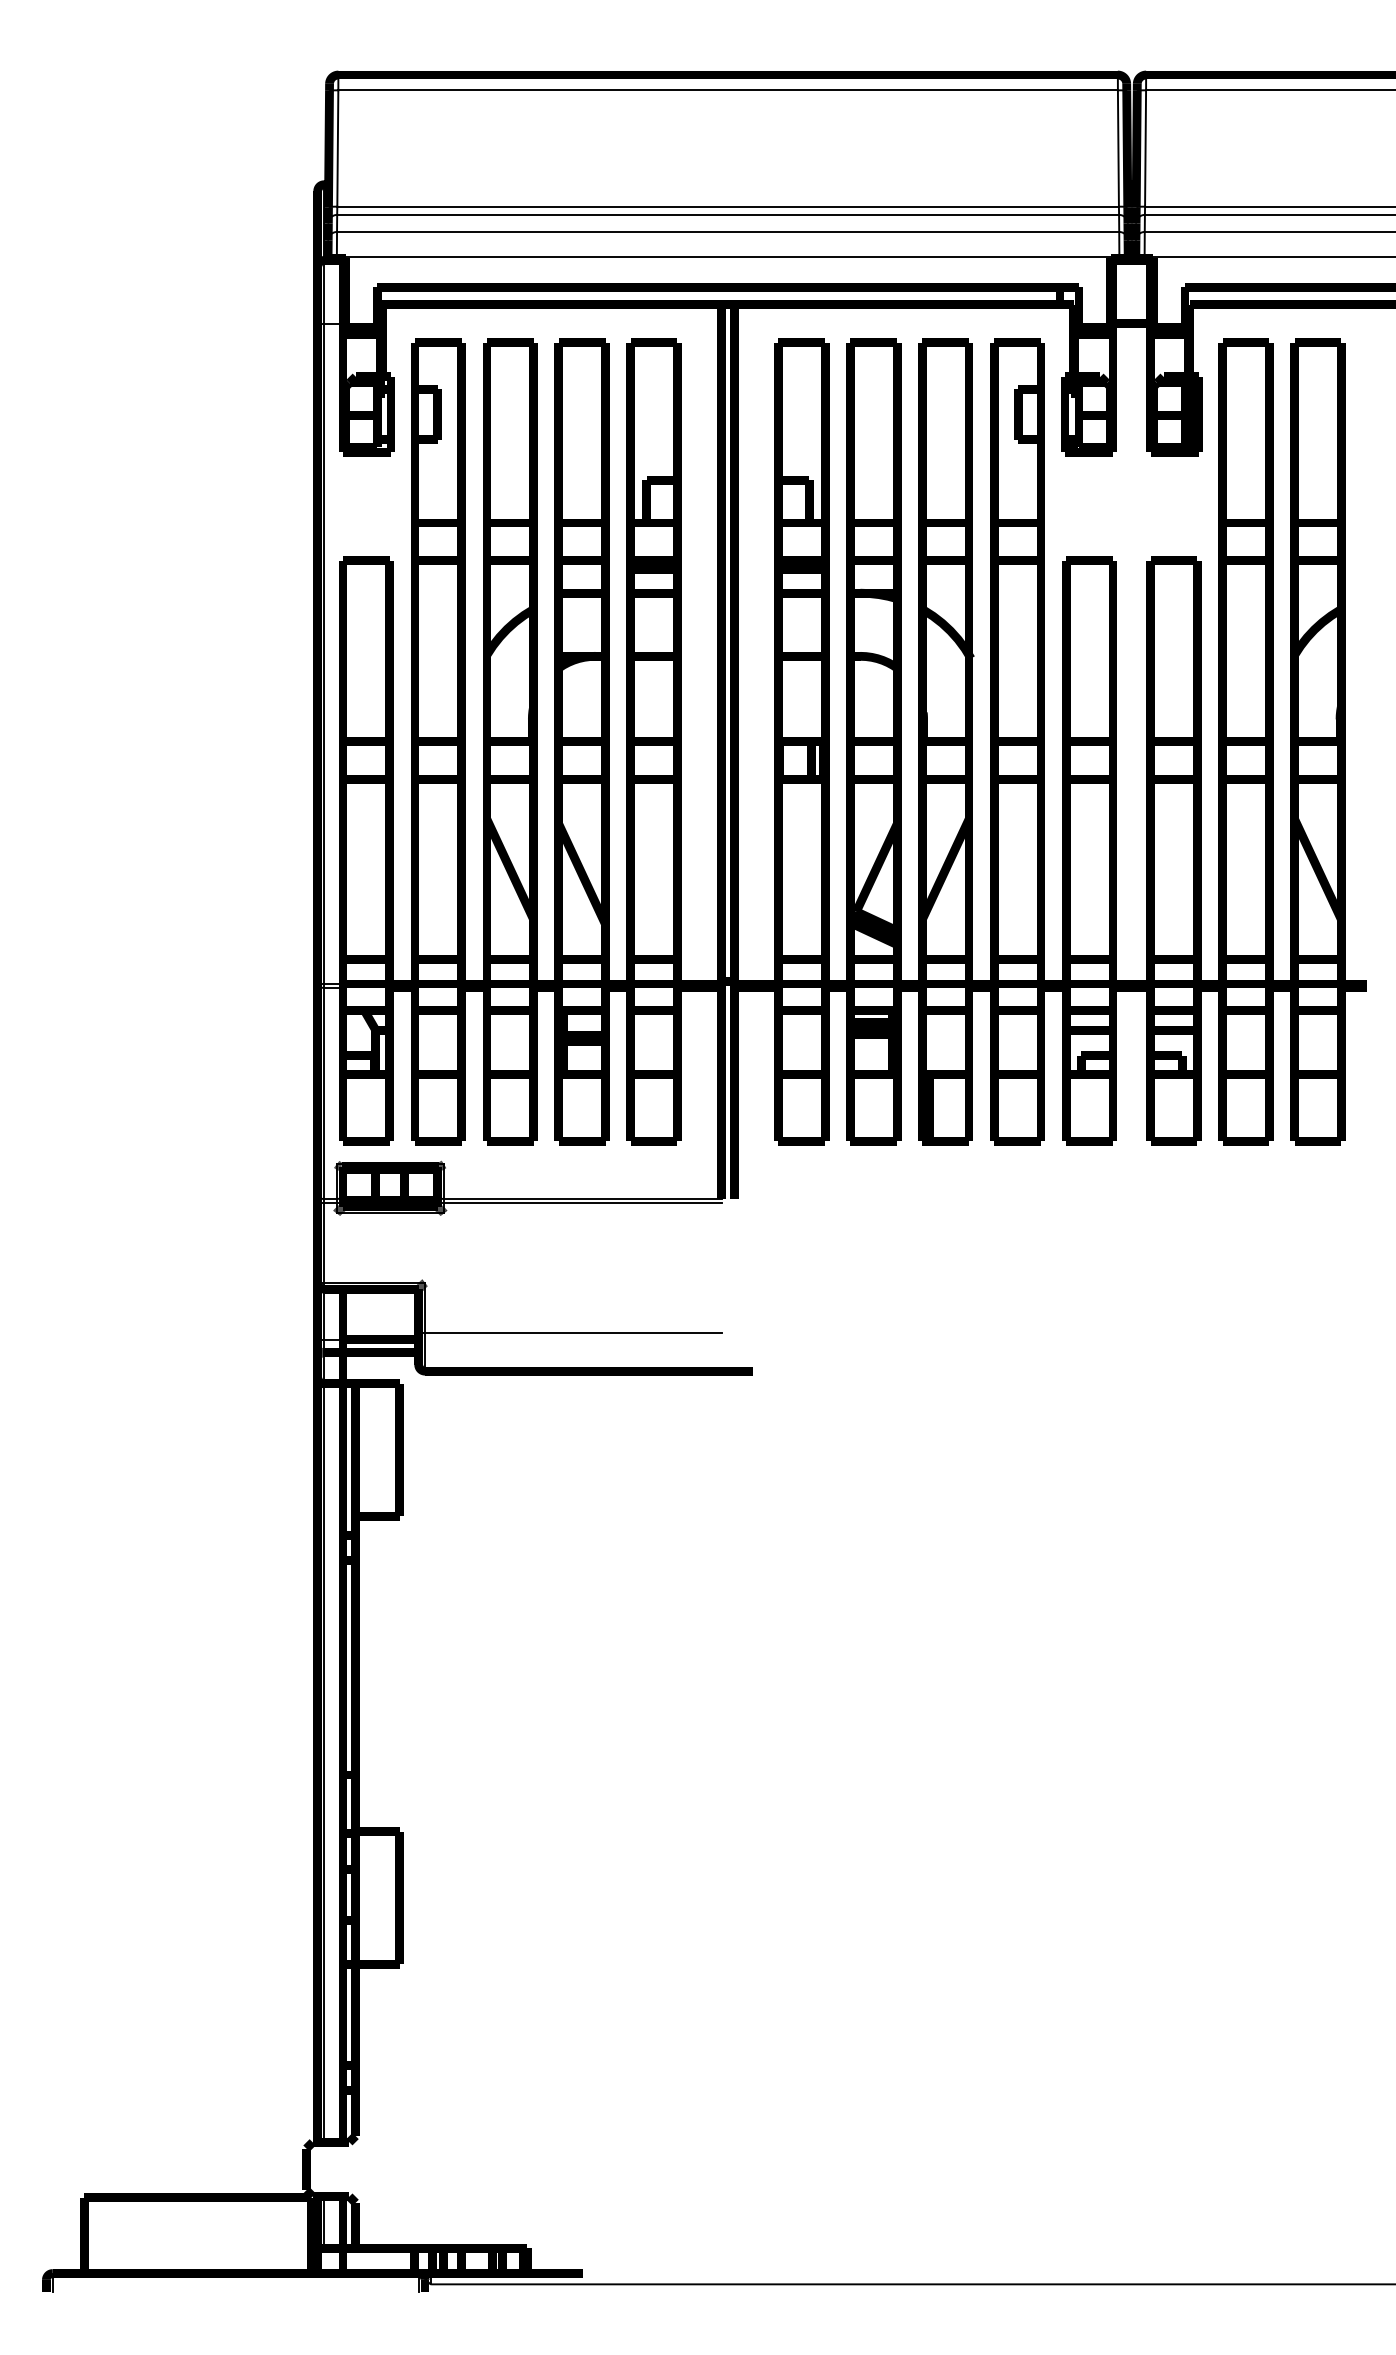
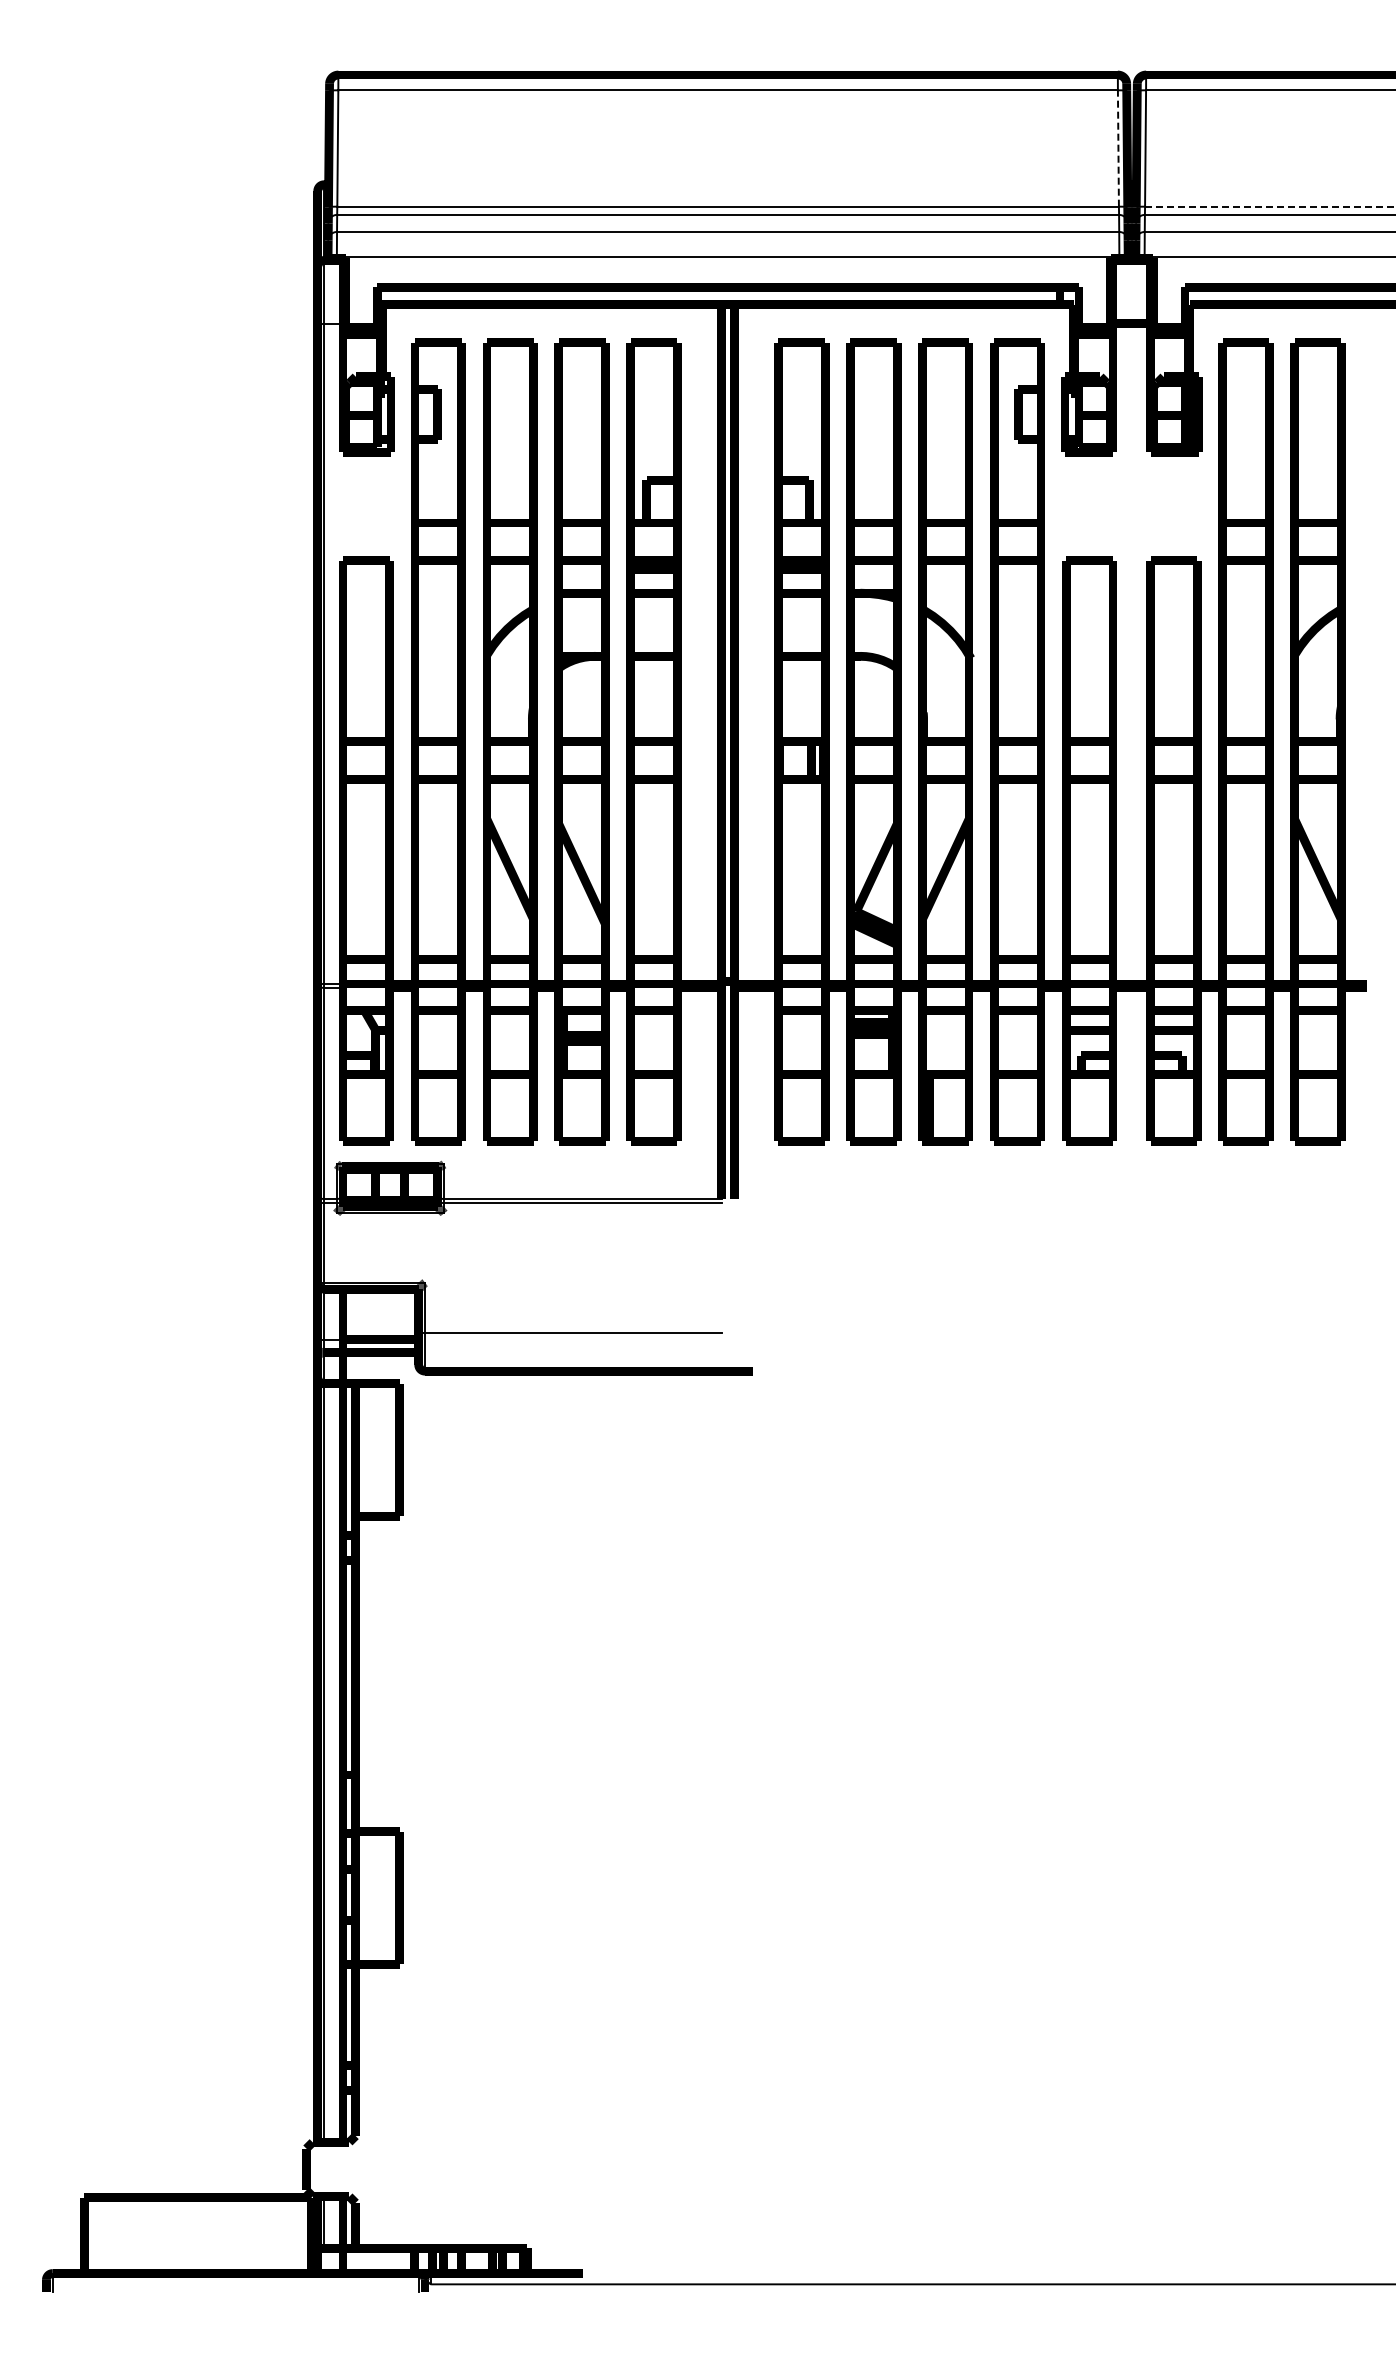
line: solid -> dashed (1118, 148)
line: solid -> dashed (1271, 206)
